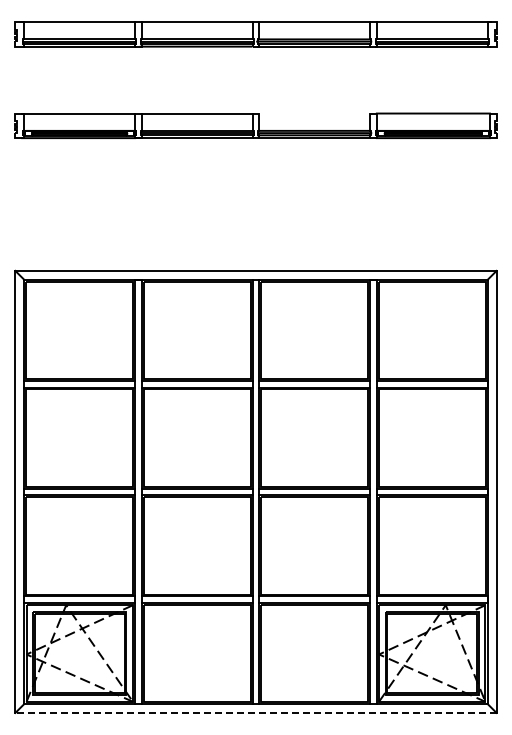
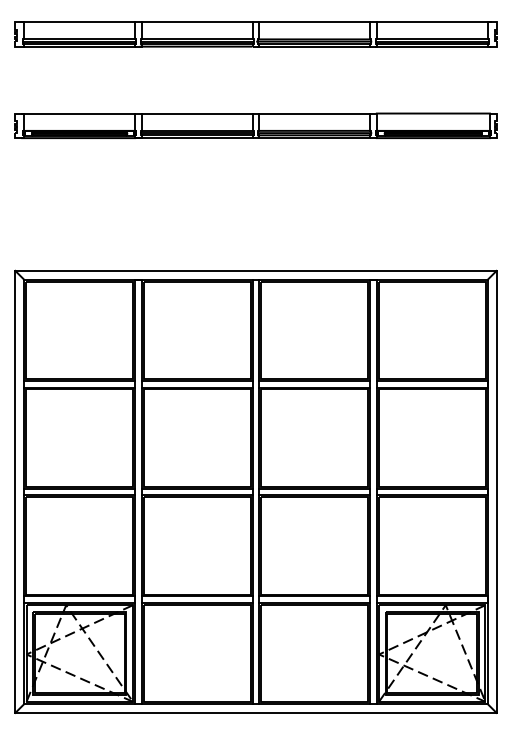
line: none -> present (314, 113)
line: dashed -> solid (255, 712)
